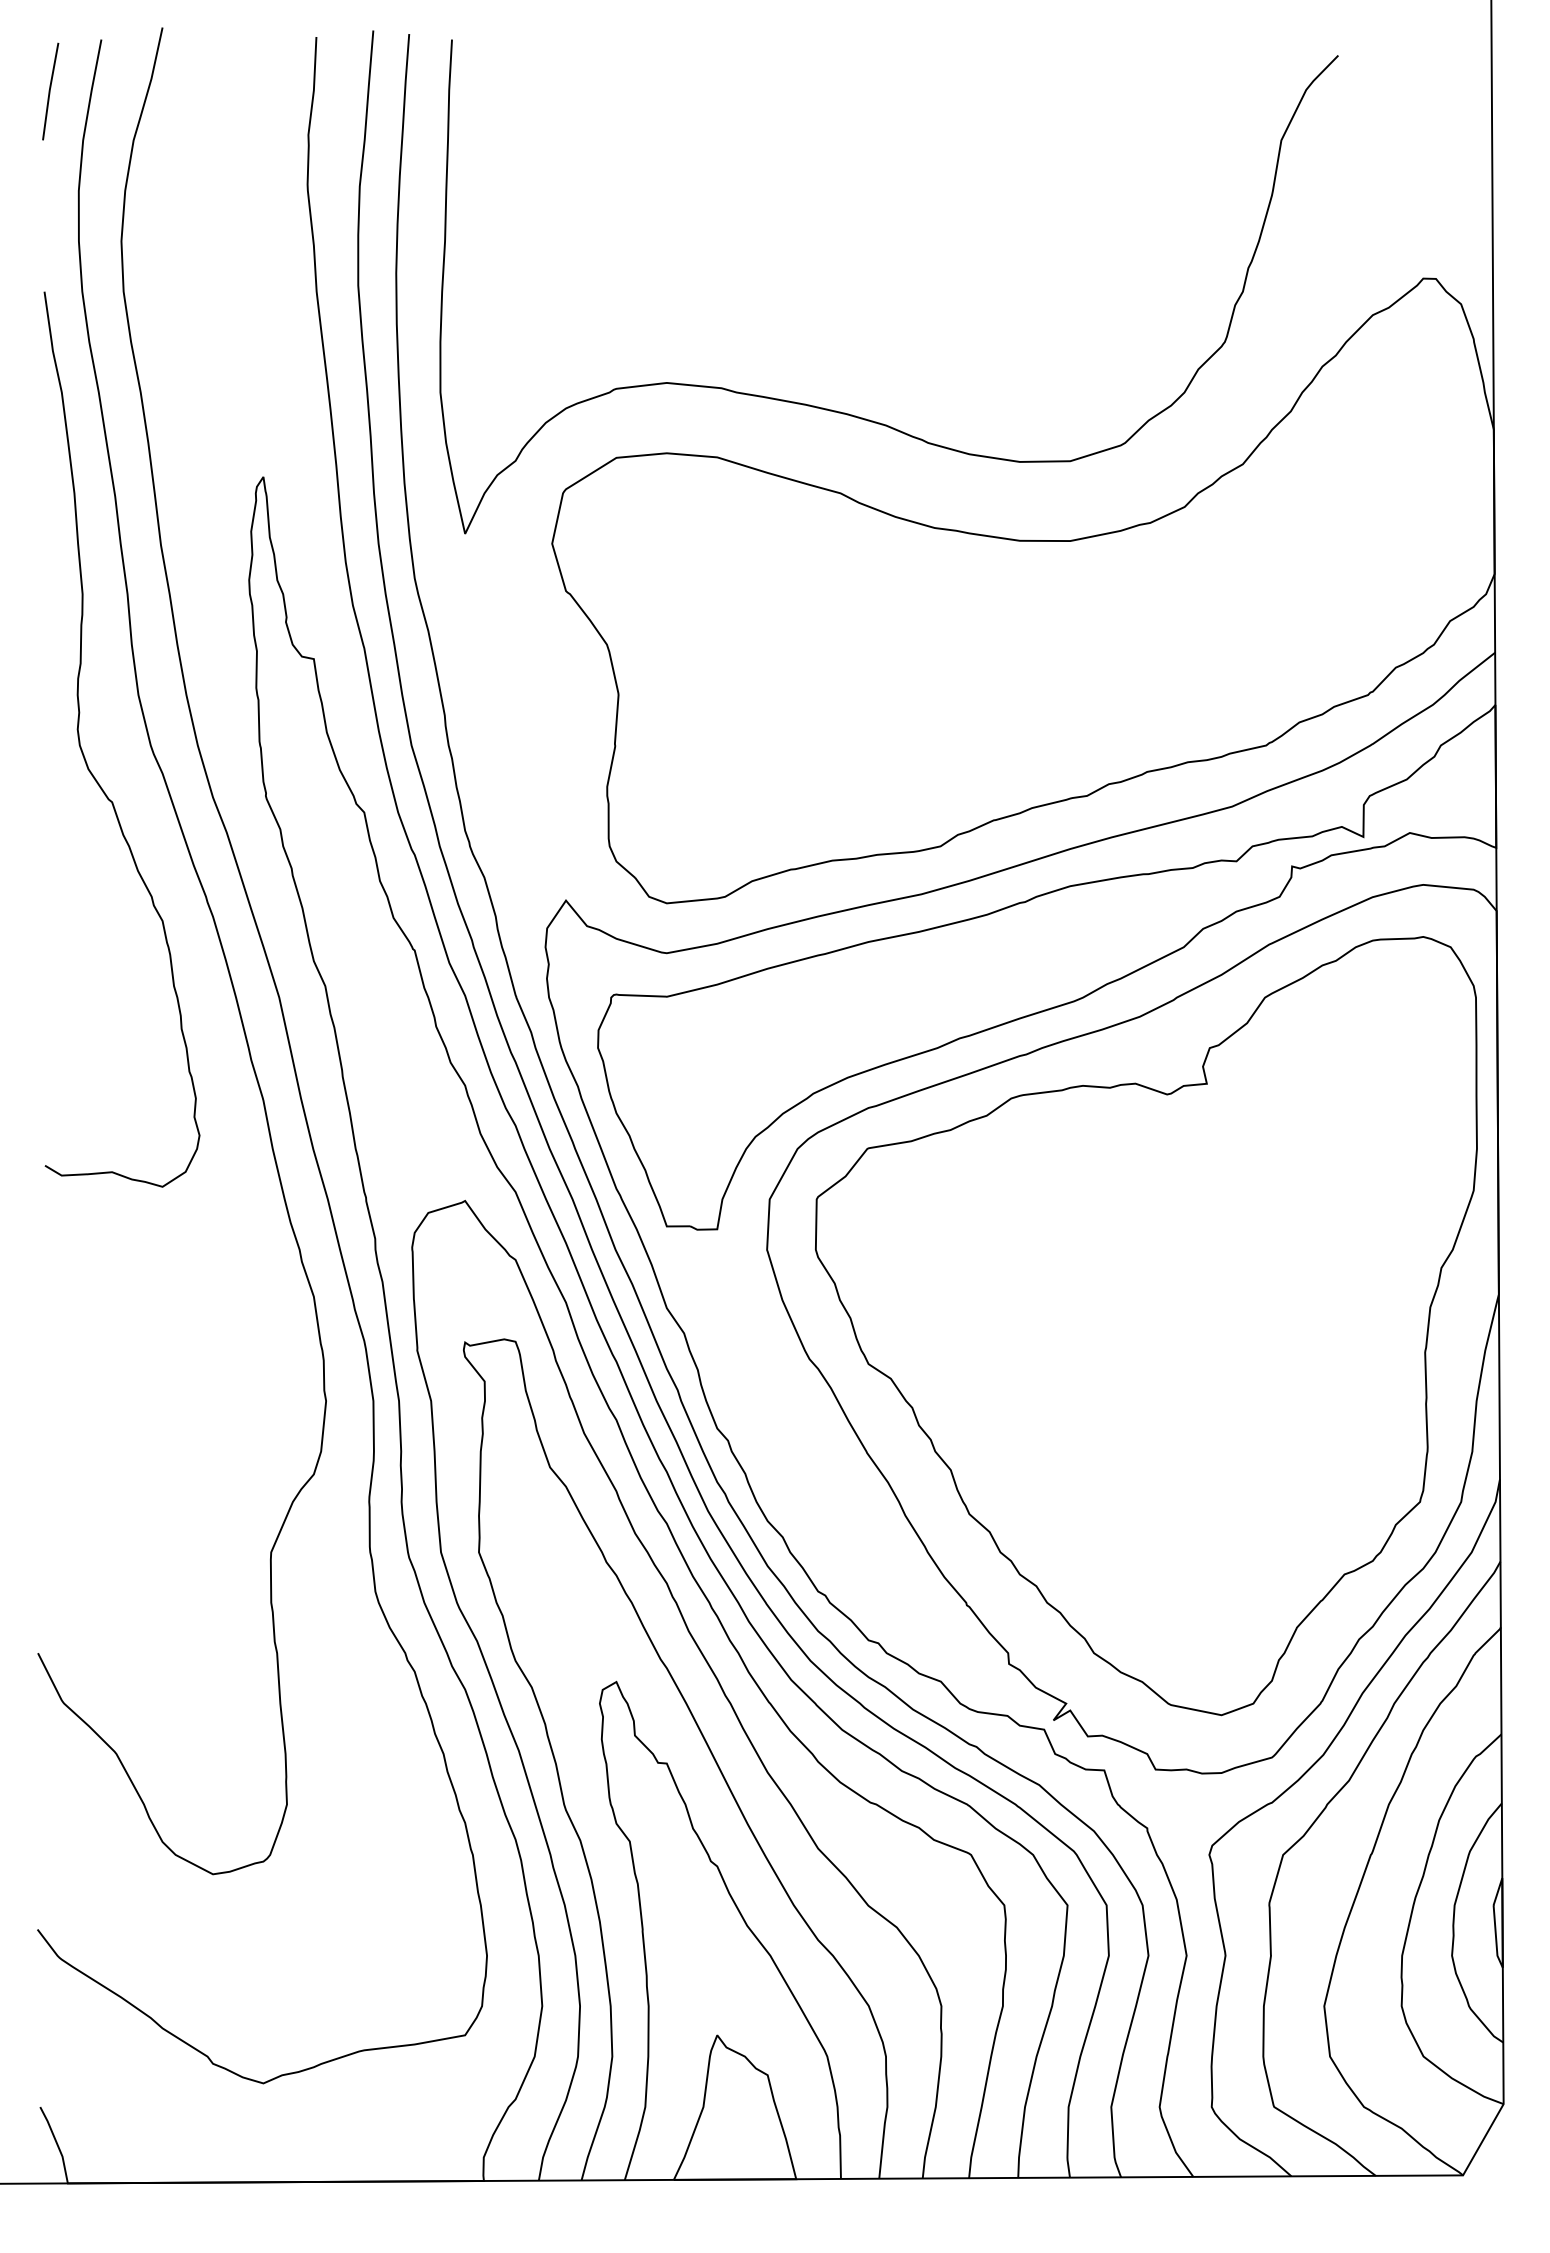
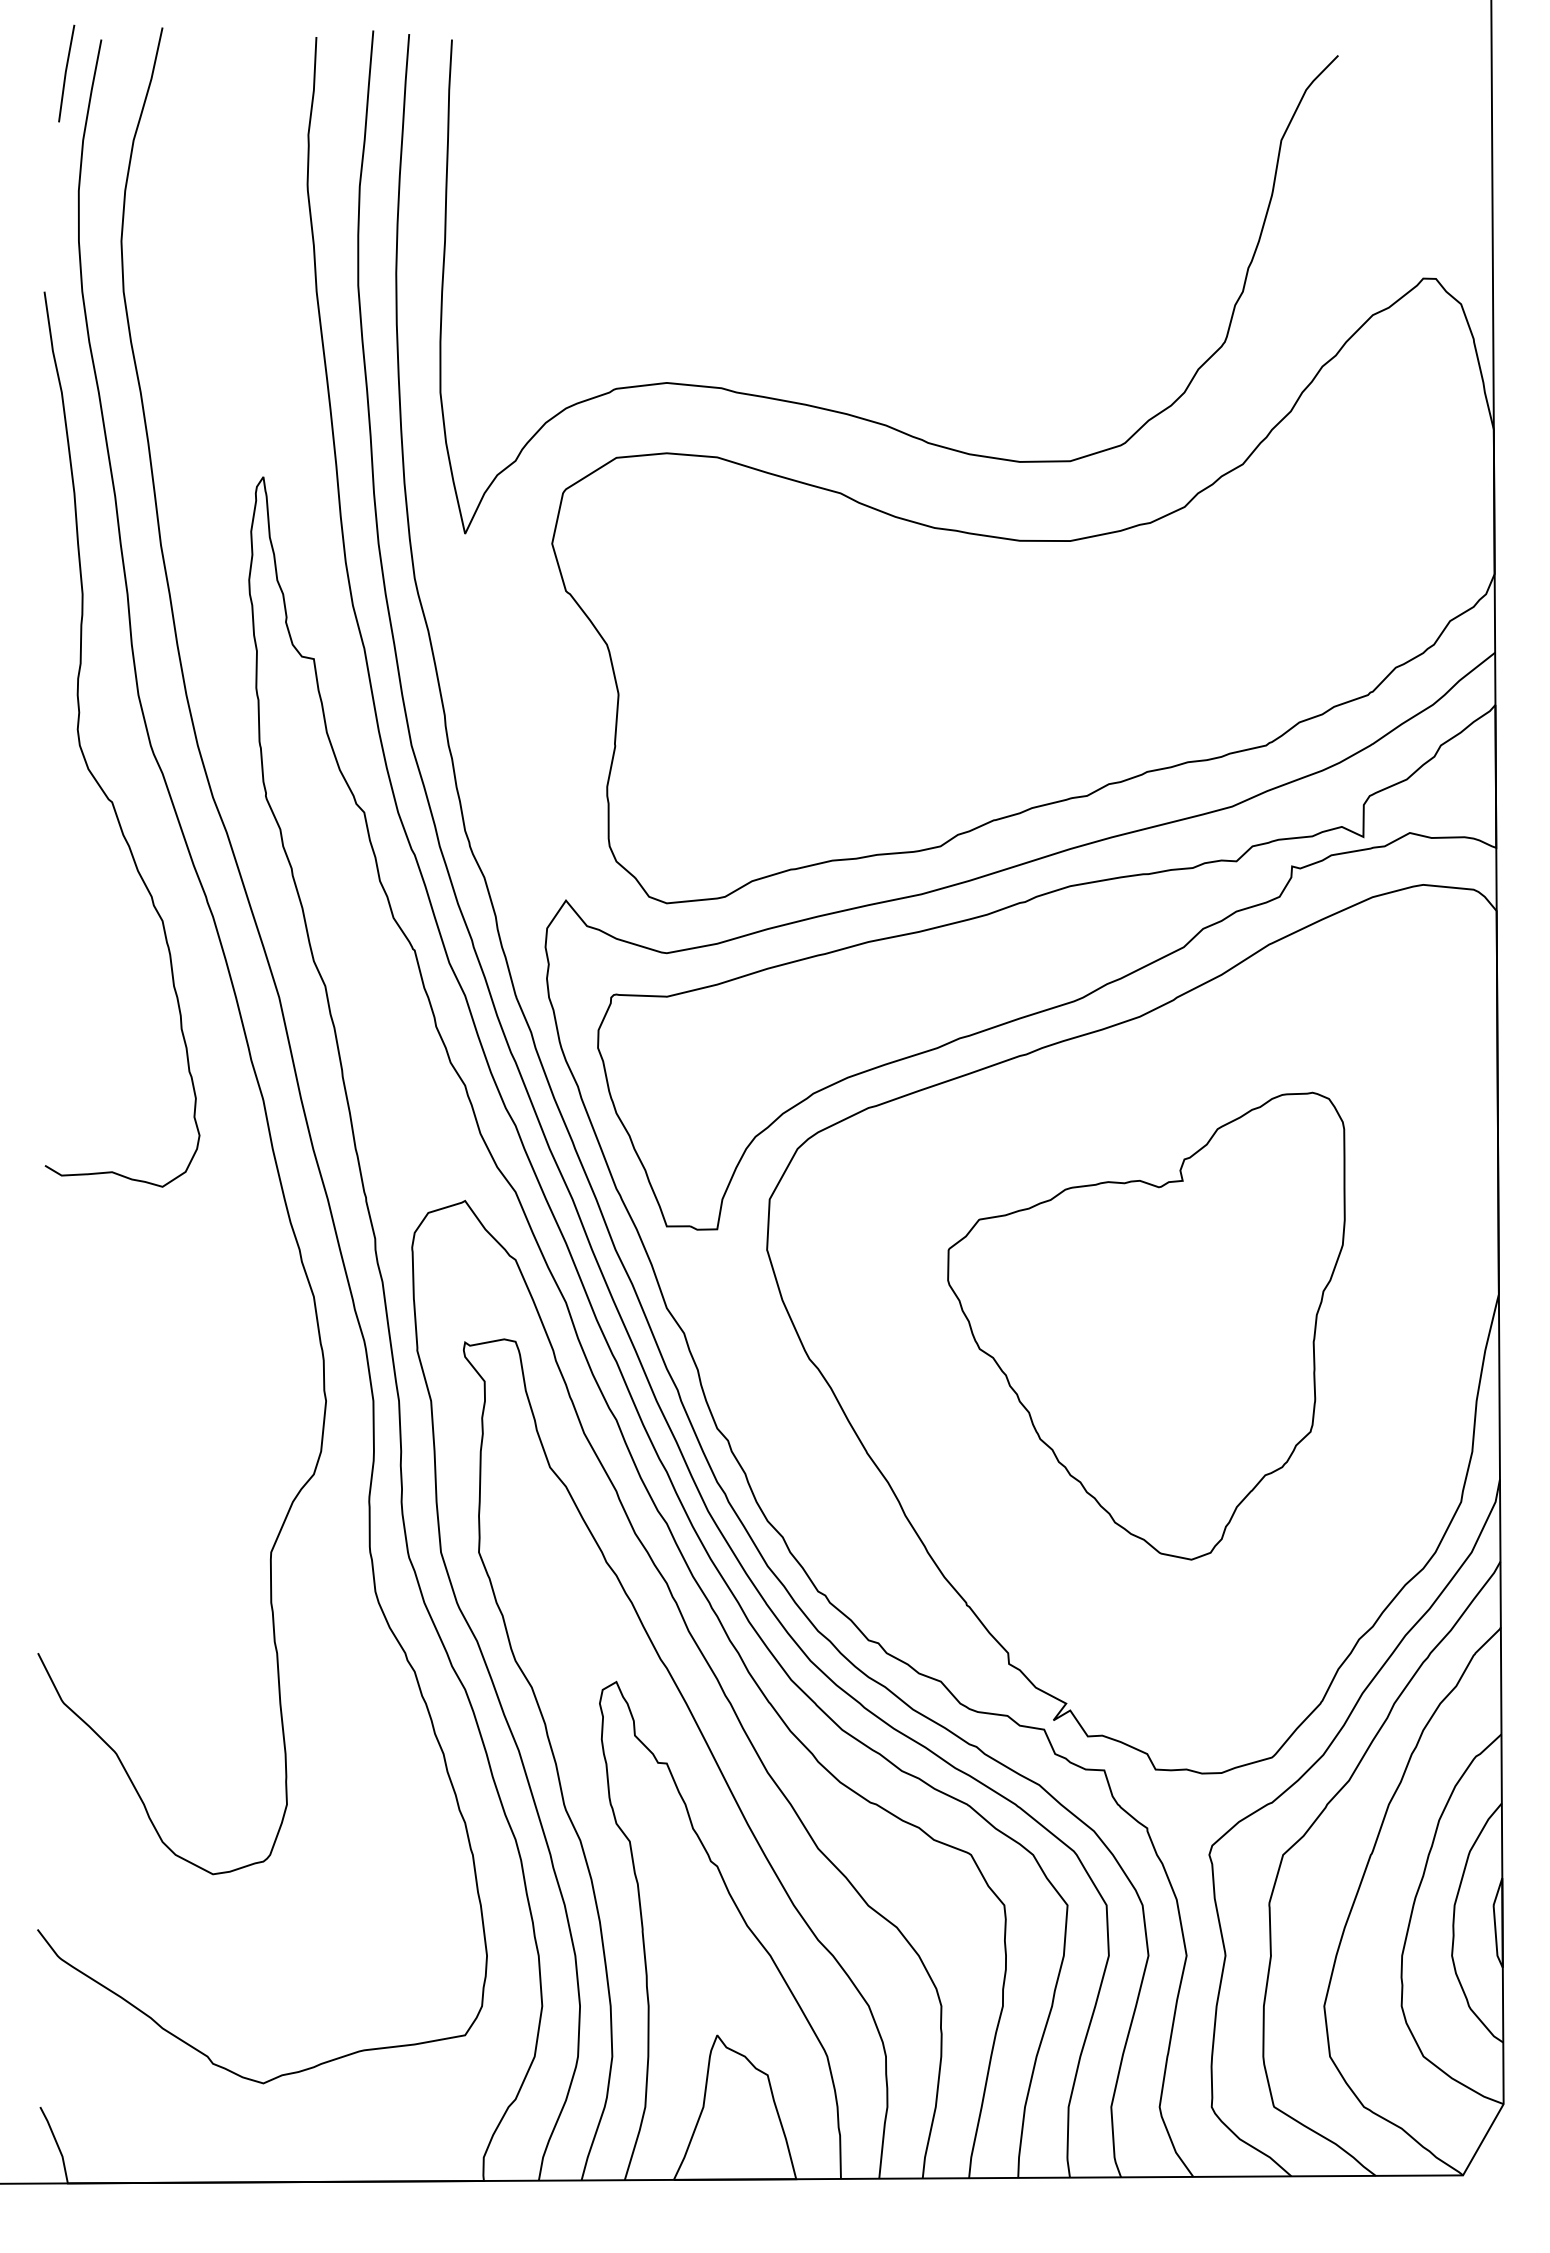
line position: (50, 91) -> (66, 73) (66, 73)
part size: 663x781 px -> 399x470 px (1146, 1325)
